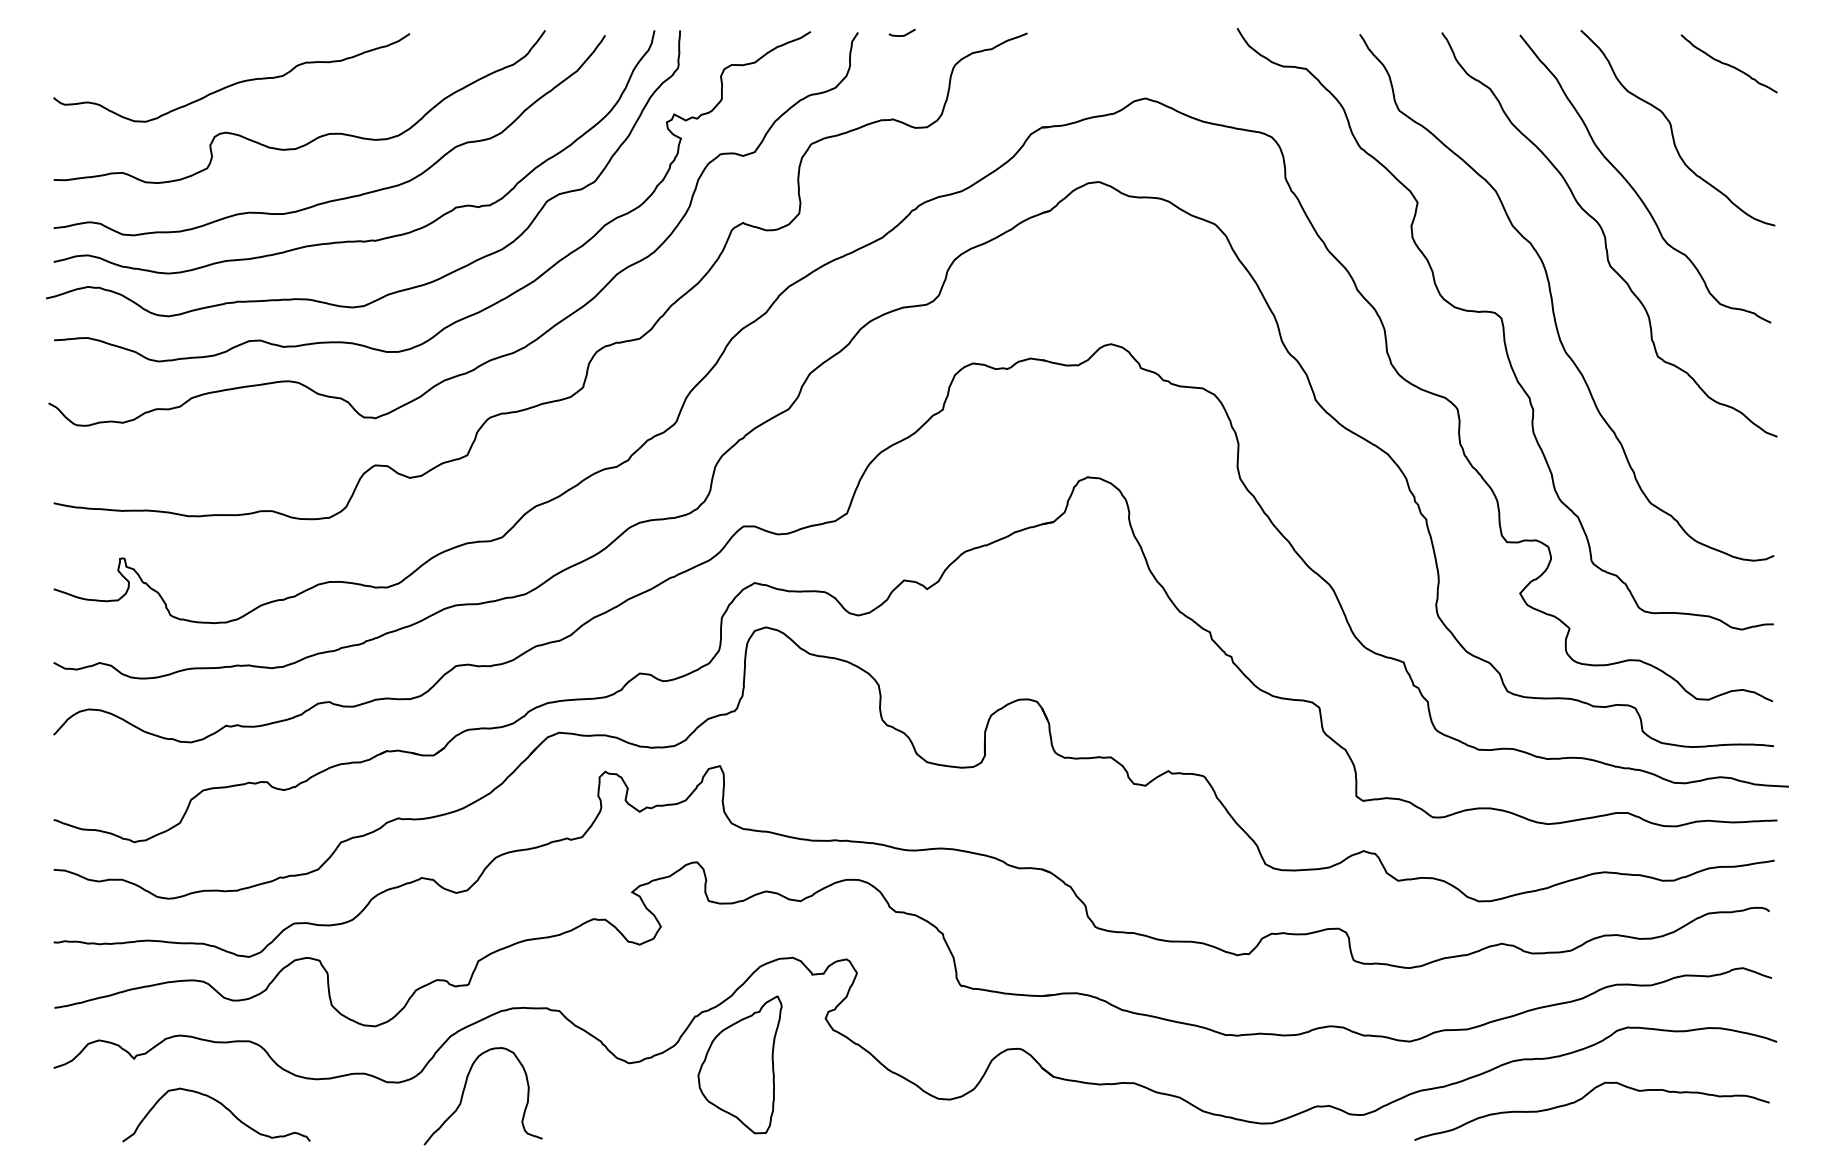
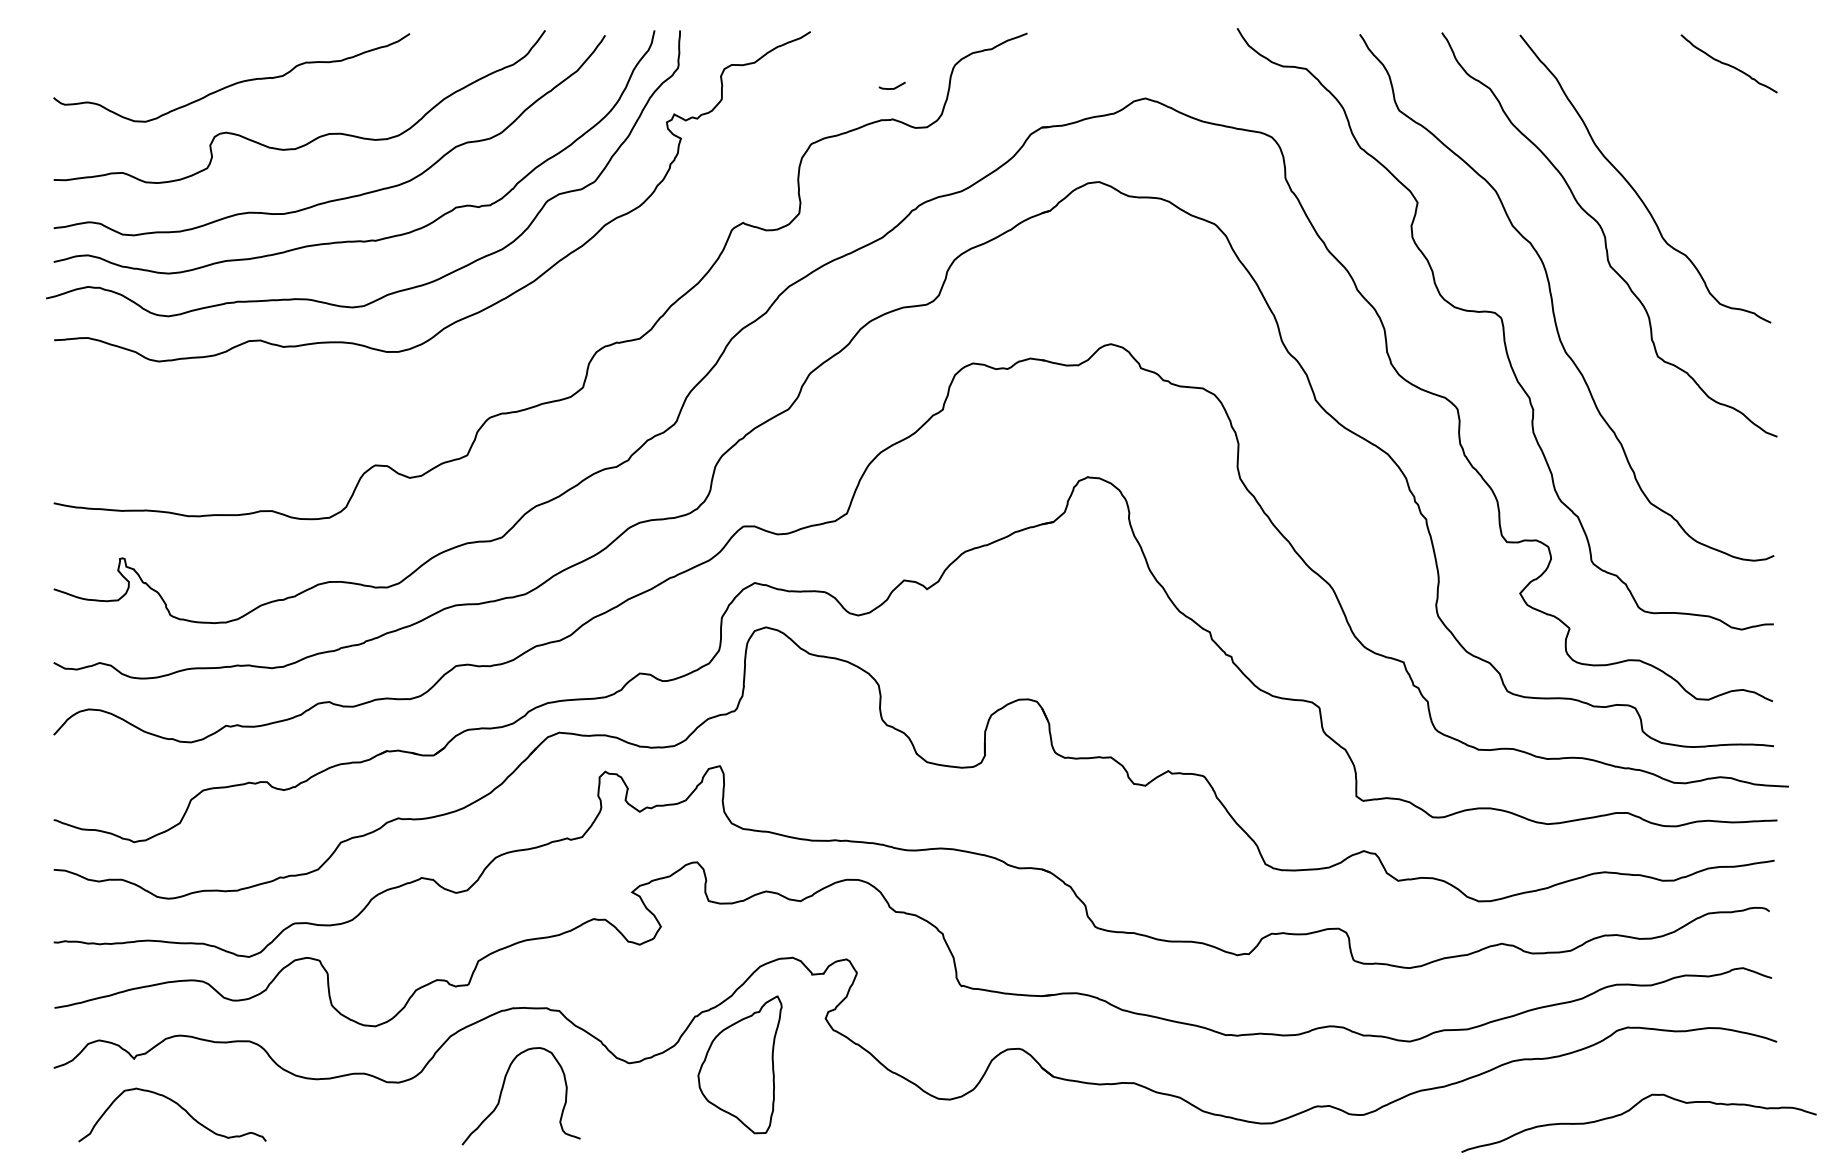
line position: (901, 35) -> (891, 88) (891, 88)
curve: present -> none (1672, 128)
curve: present -> none (495, 357)
curve position: (464, 1091) -> (502, 1091) (502, 1091)
curve position: (1582, 1099) -> (1629, 1111) (1629, 1111)
curve position: (222, 1106) -> (178, 1106) (178, 1106)
